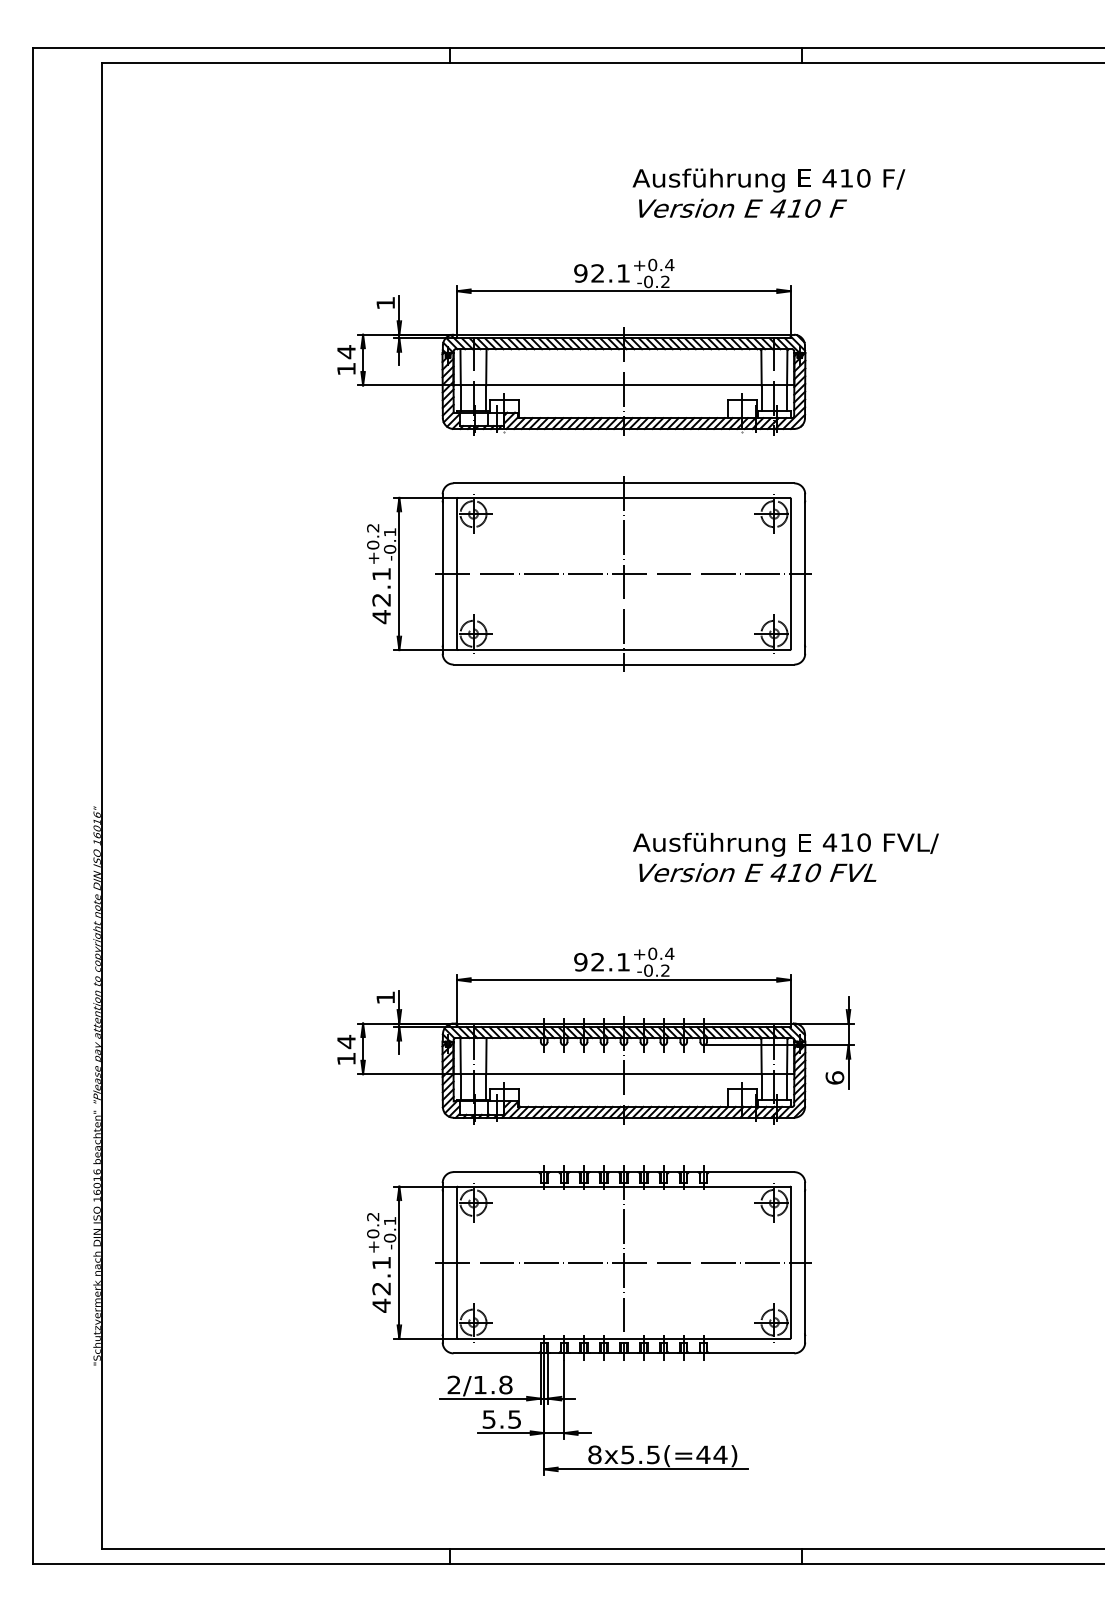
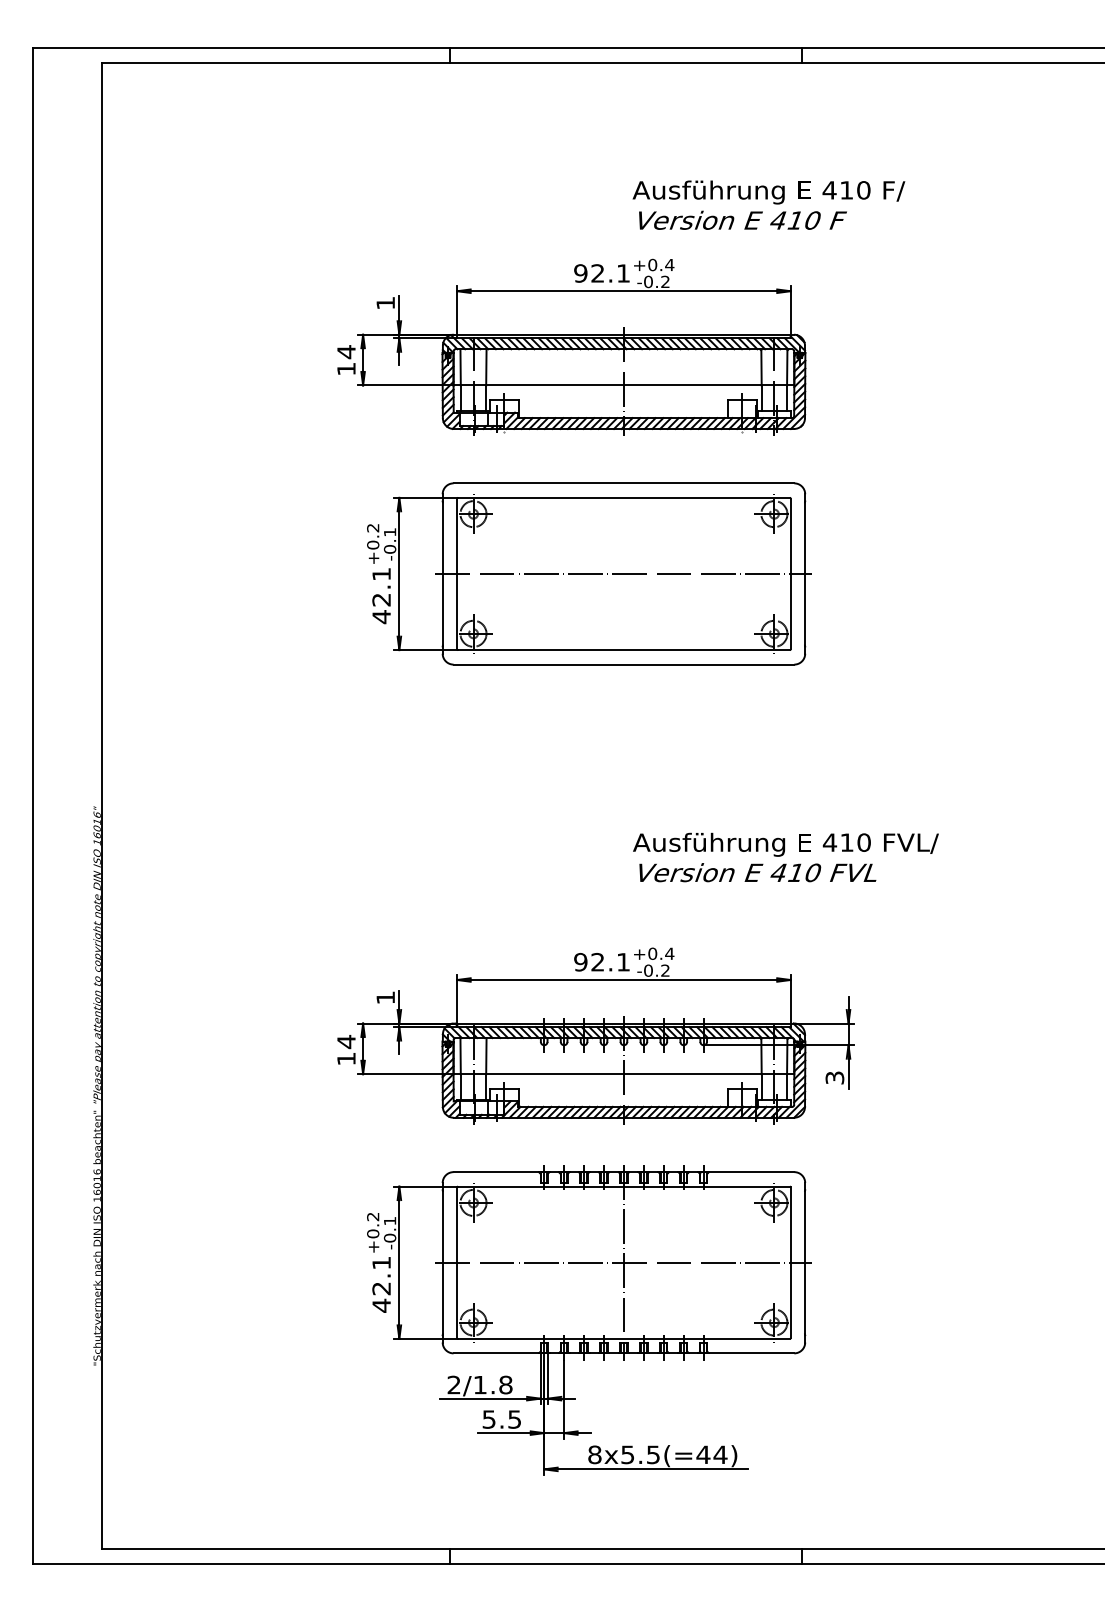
text position: (768, 192) -> (768, 204) (768, 204)
line: present -> none (623, 573)
text: 6 -> 3 (834, 1077)
